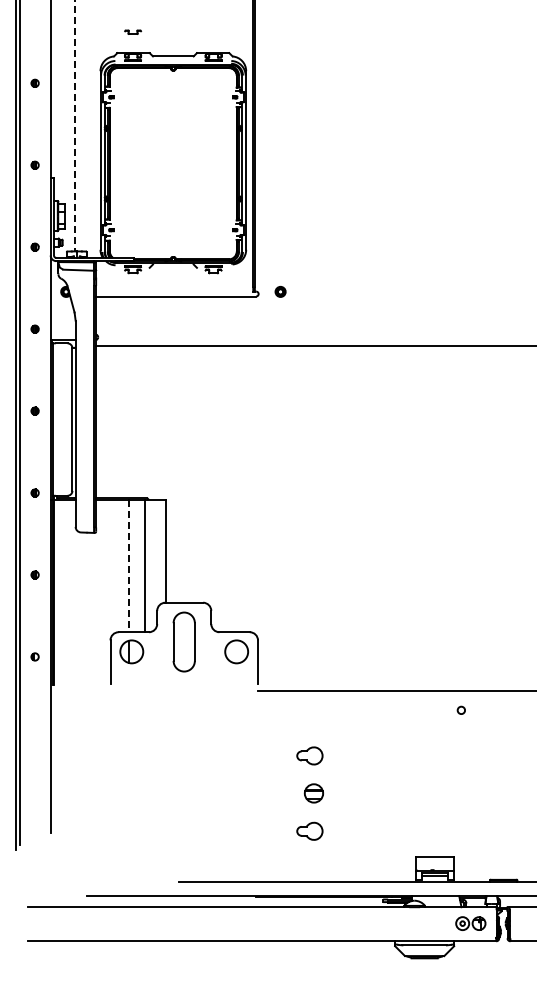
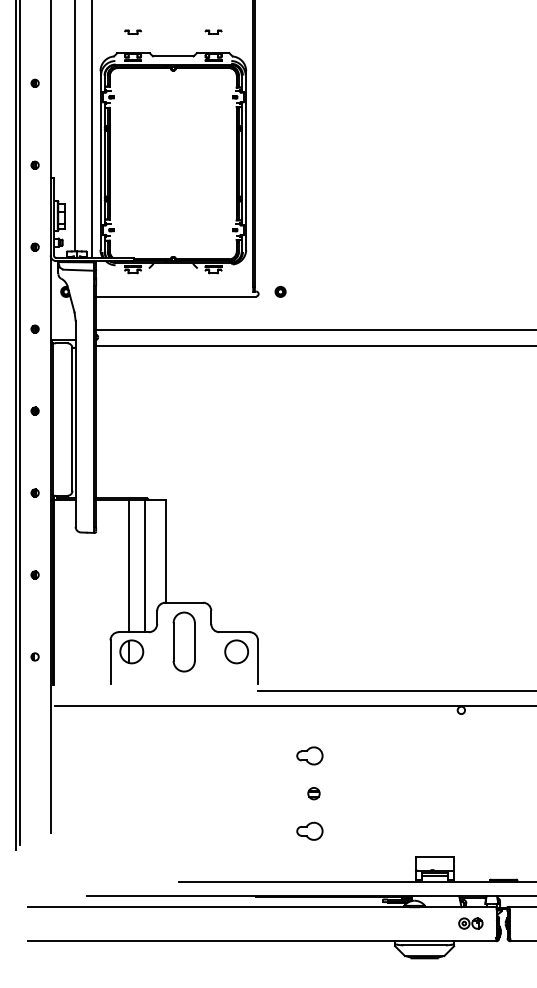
part: none -> present (213, 31)
line: dashed -> solid (75, 126)
line: none -> present (92, 129)
line: none -> present (314, 329)
line: dashed -> solid (128, 566)
line: none -> present (293, 705)
part size: 20x21 px -> 14x14 px (313, 793)
part size: 32x15 px -> 26x13 px (470, 923)
